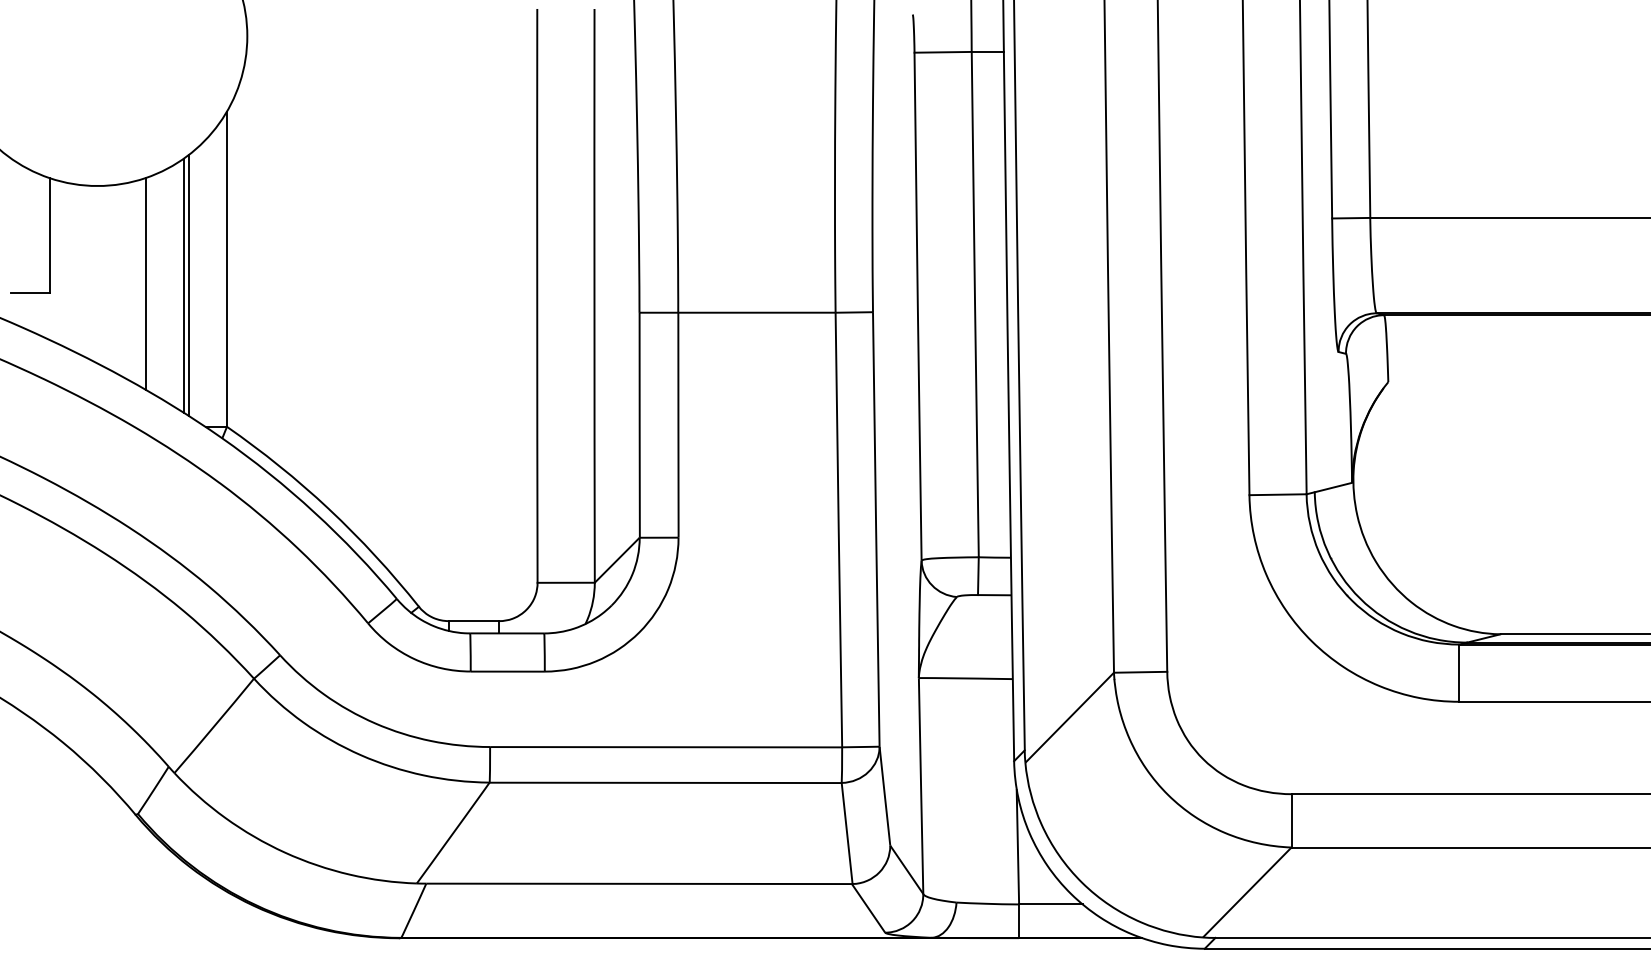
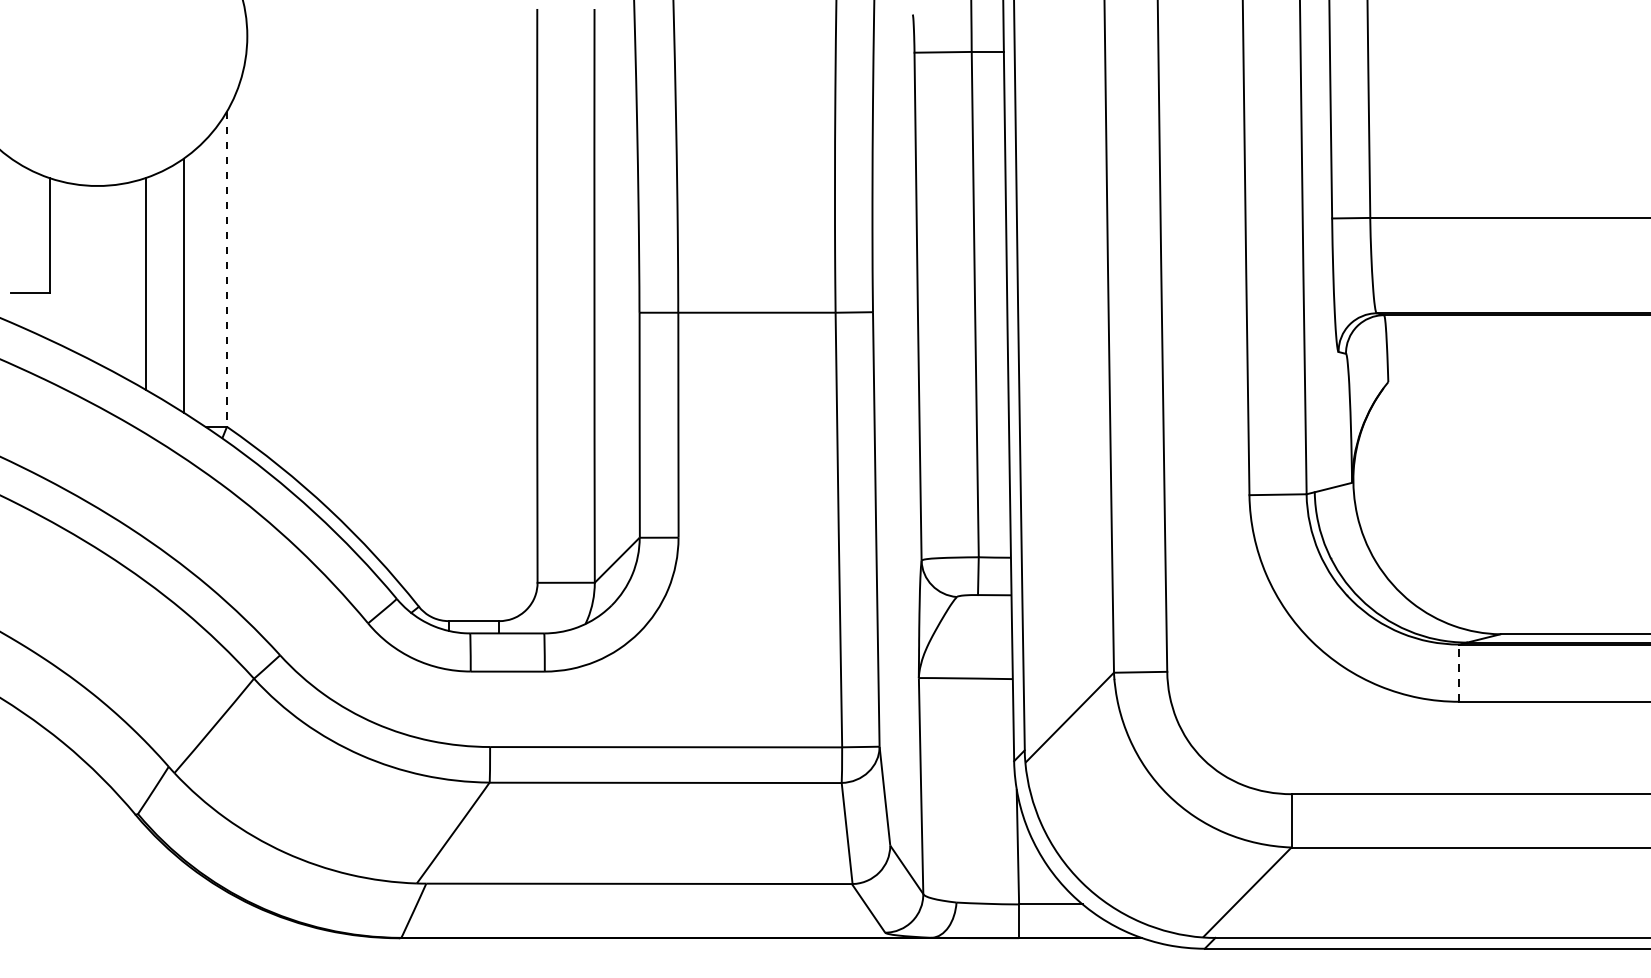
line: solid -> dashed (226, 269)
line: present -> none (188, 285)
line: solid -> dashed (1459, 673)
